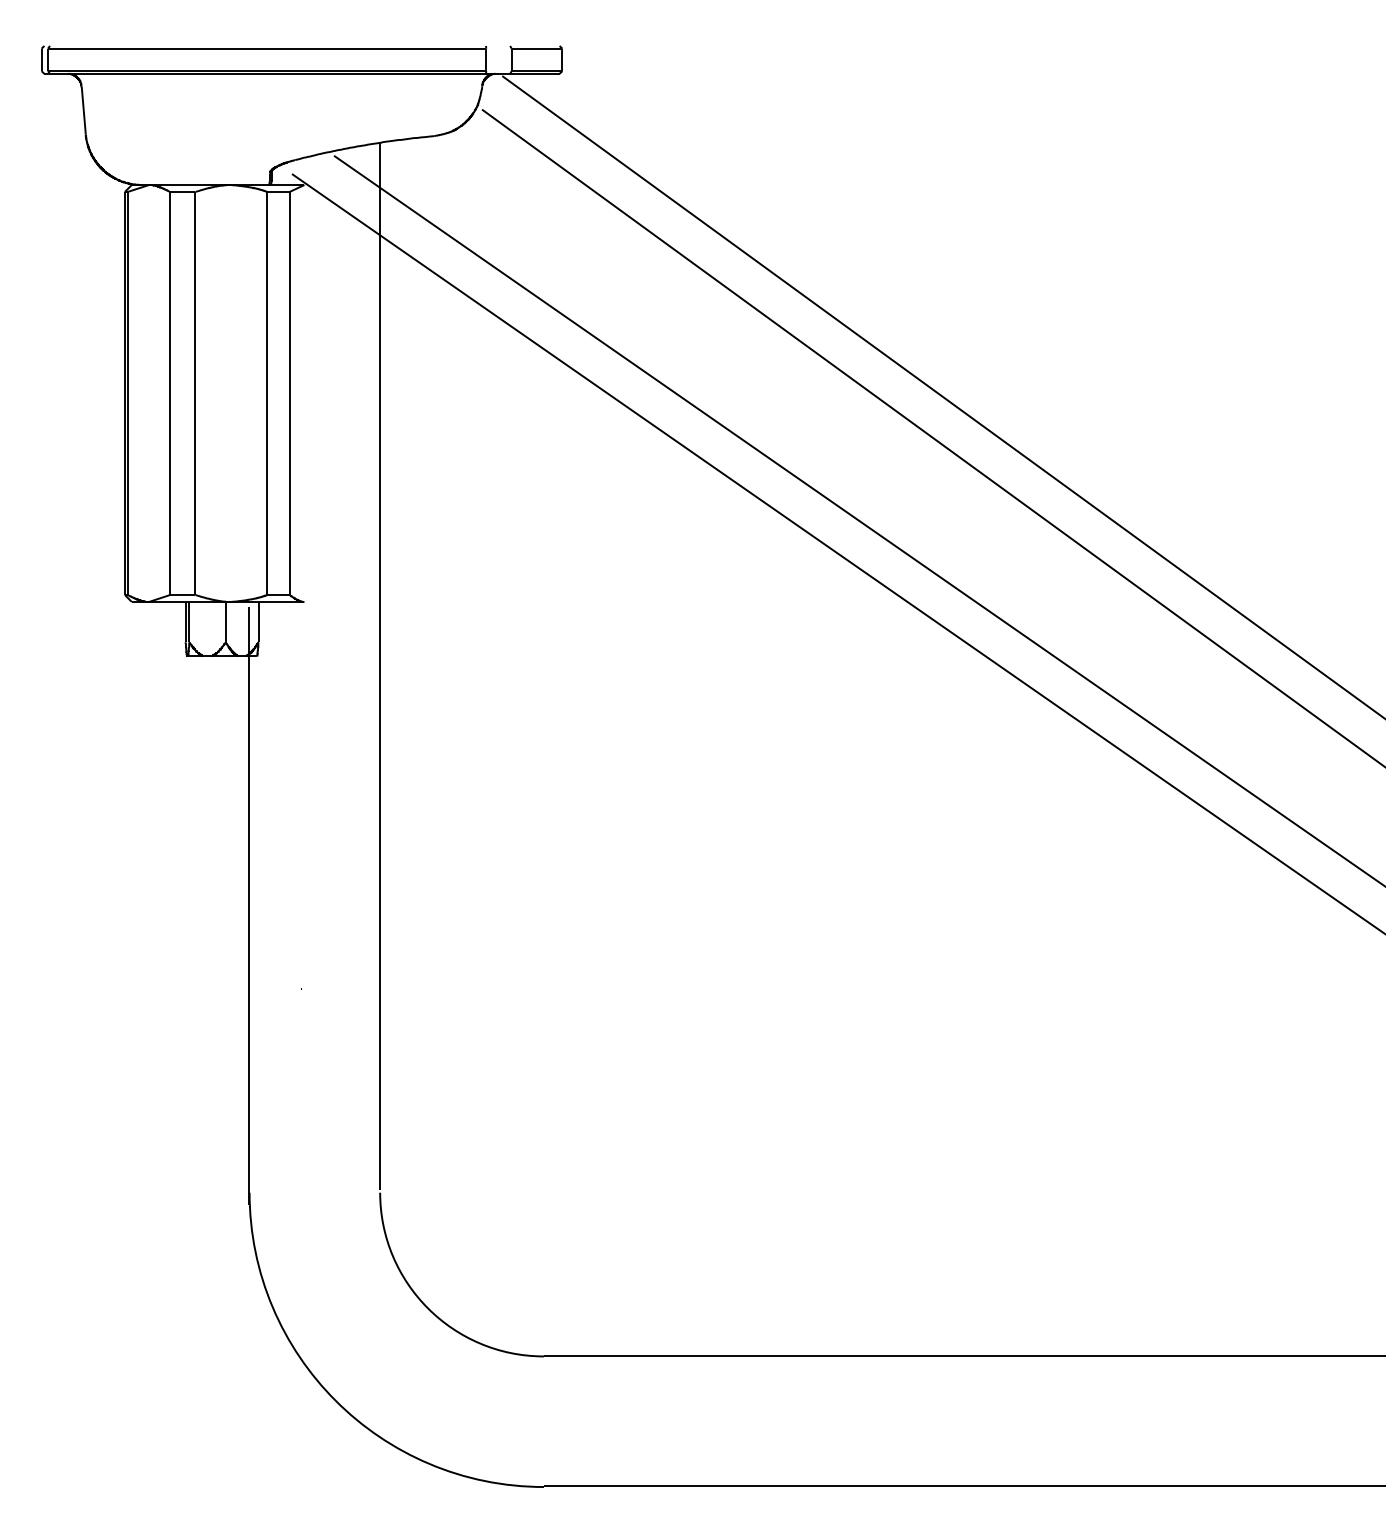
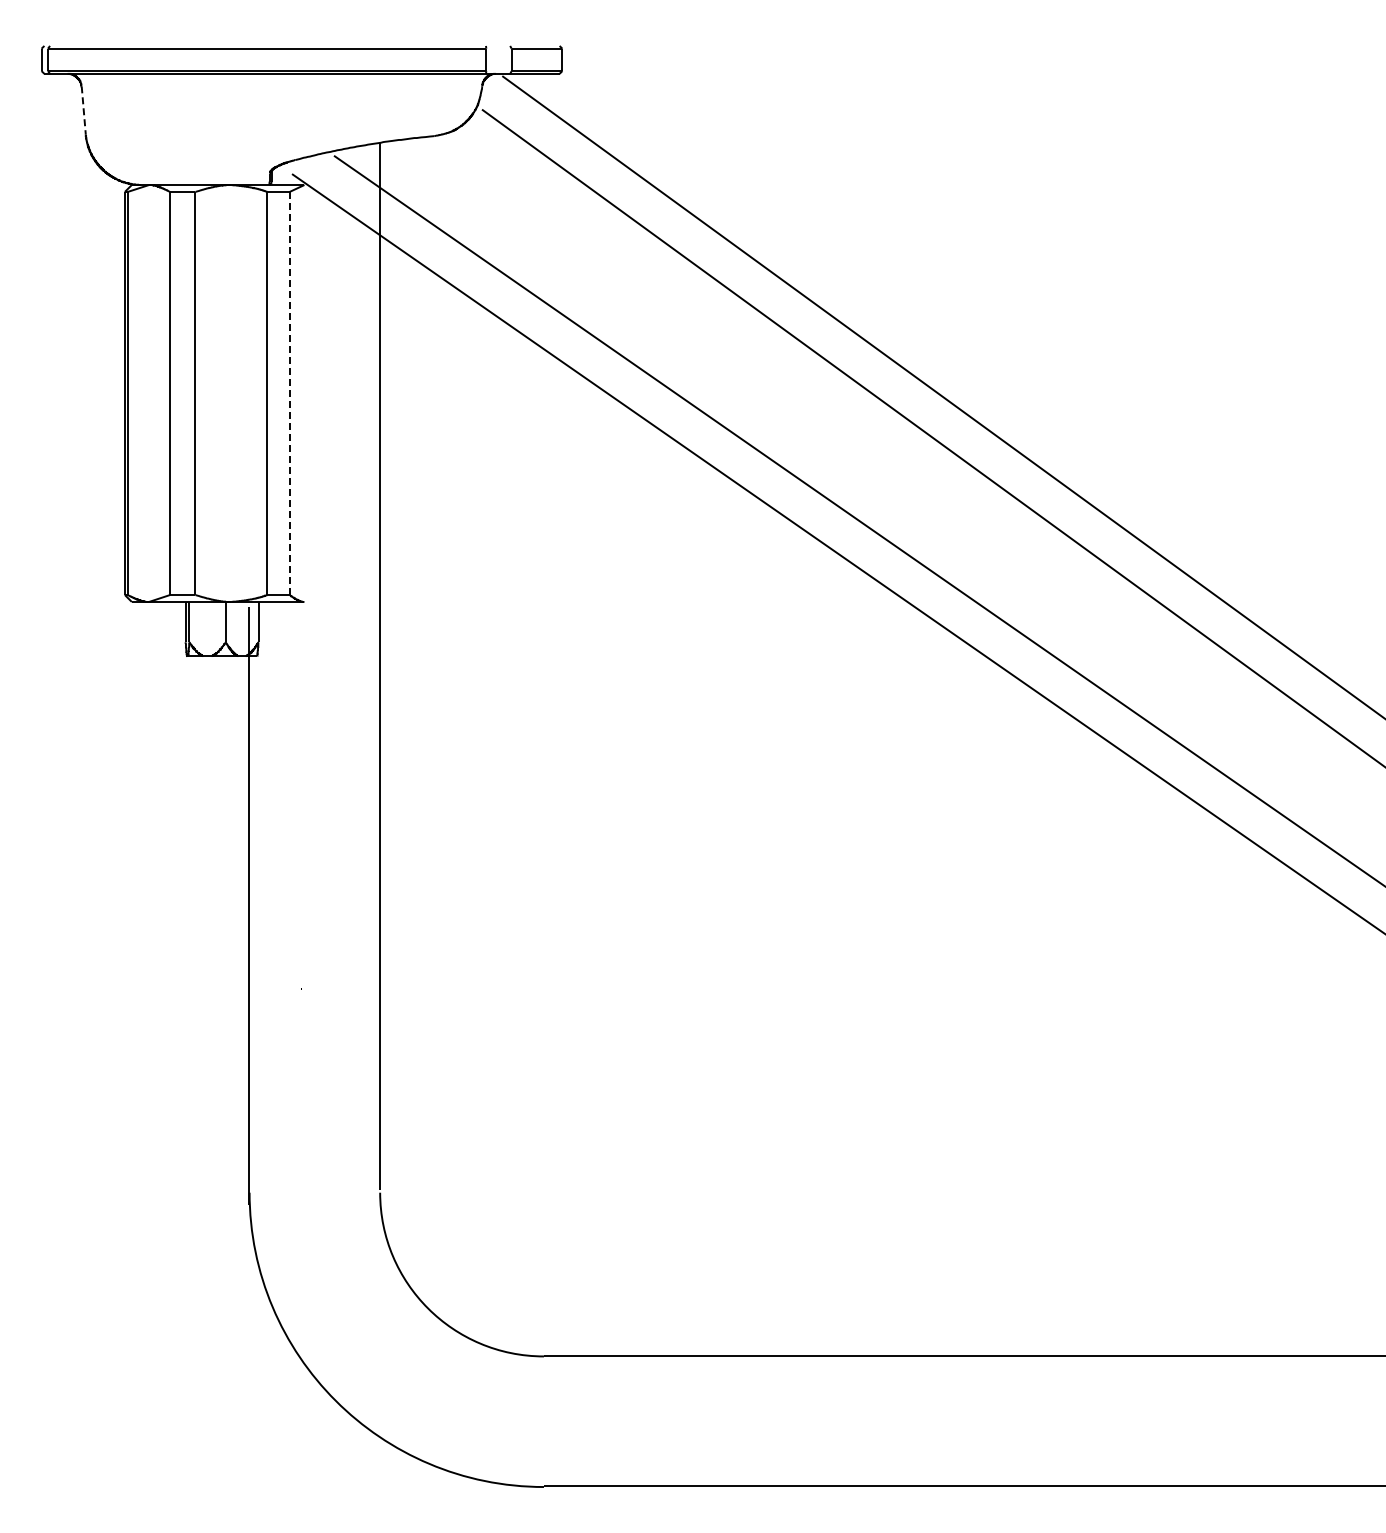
line: solid -> dashed (83, 110)
line: solid -> dashed (289, 393)
